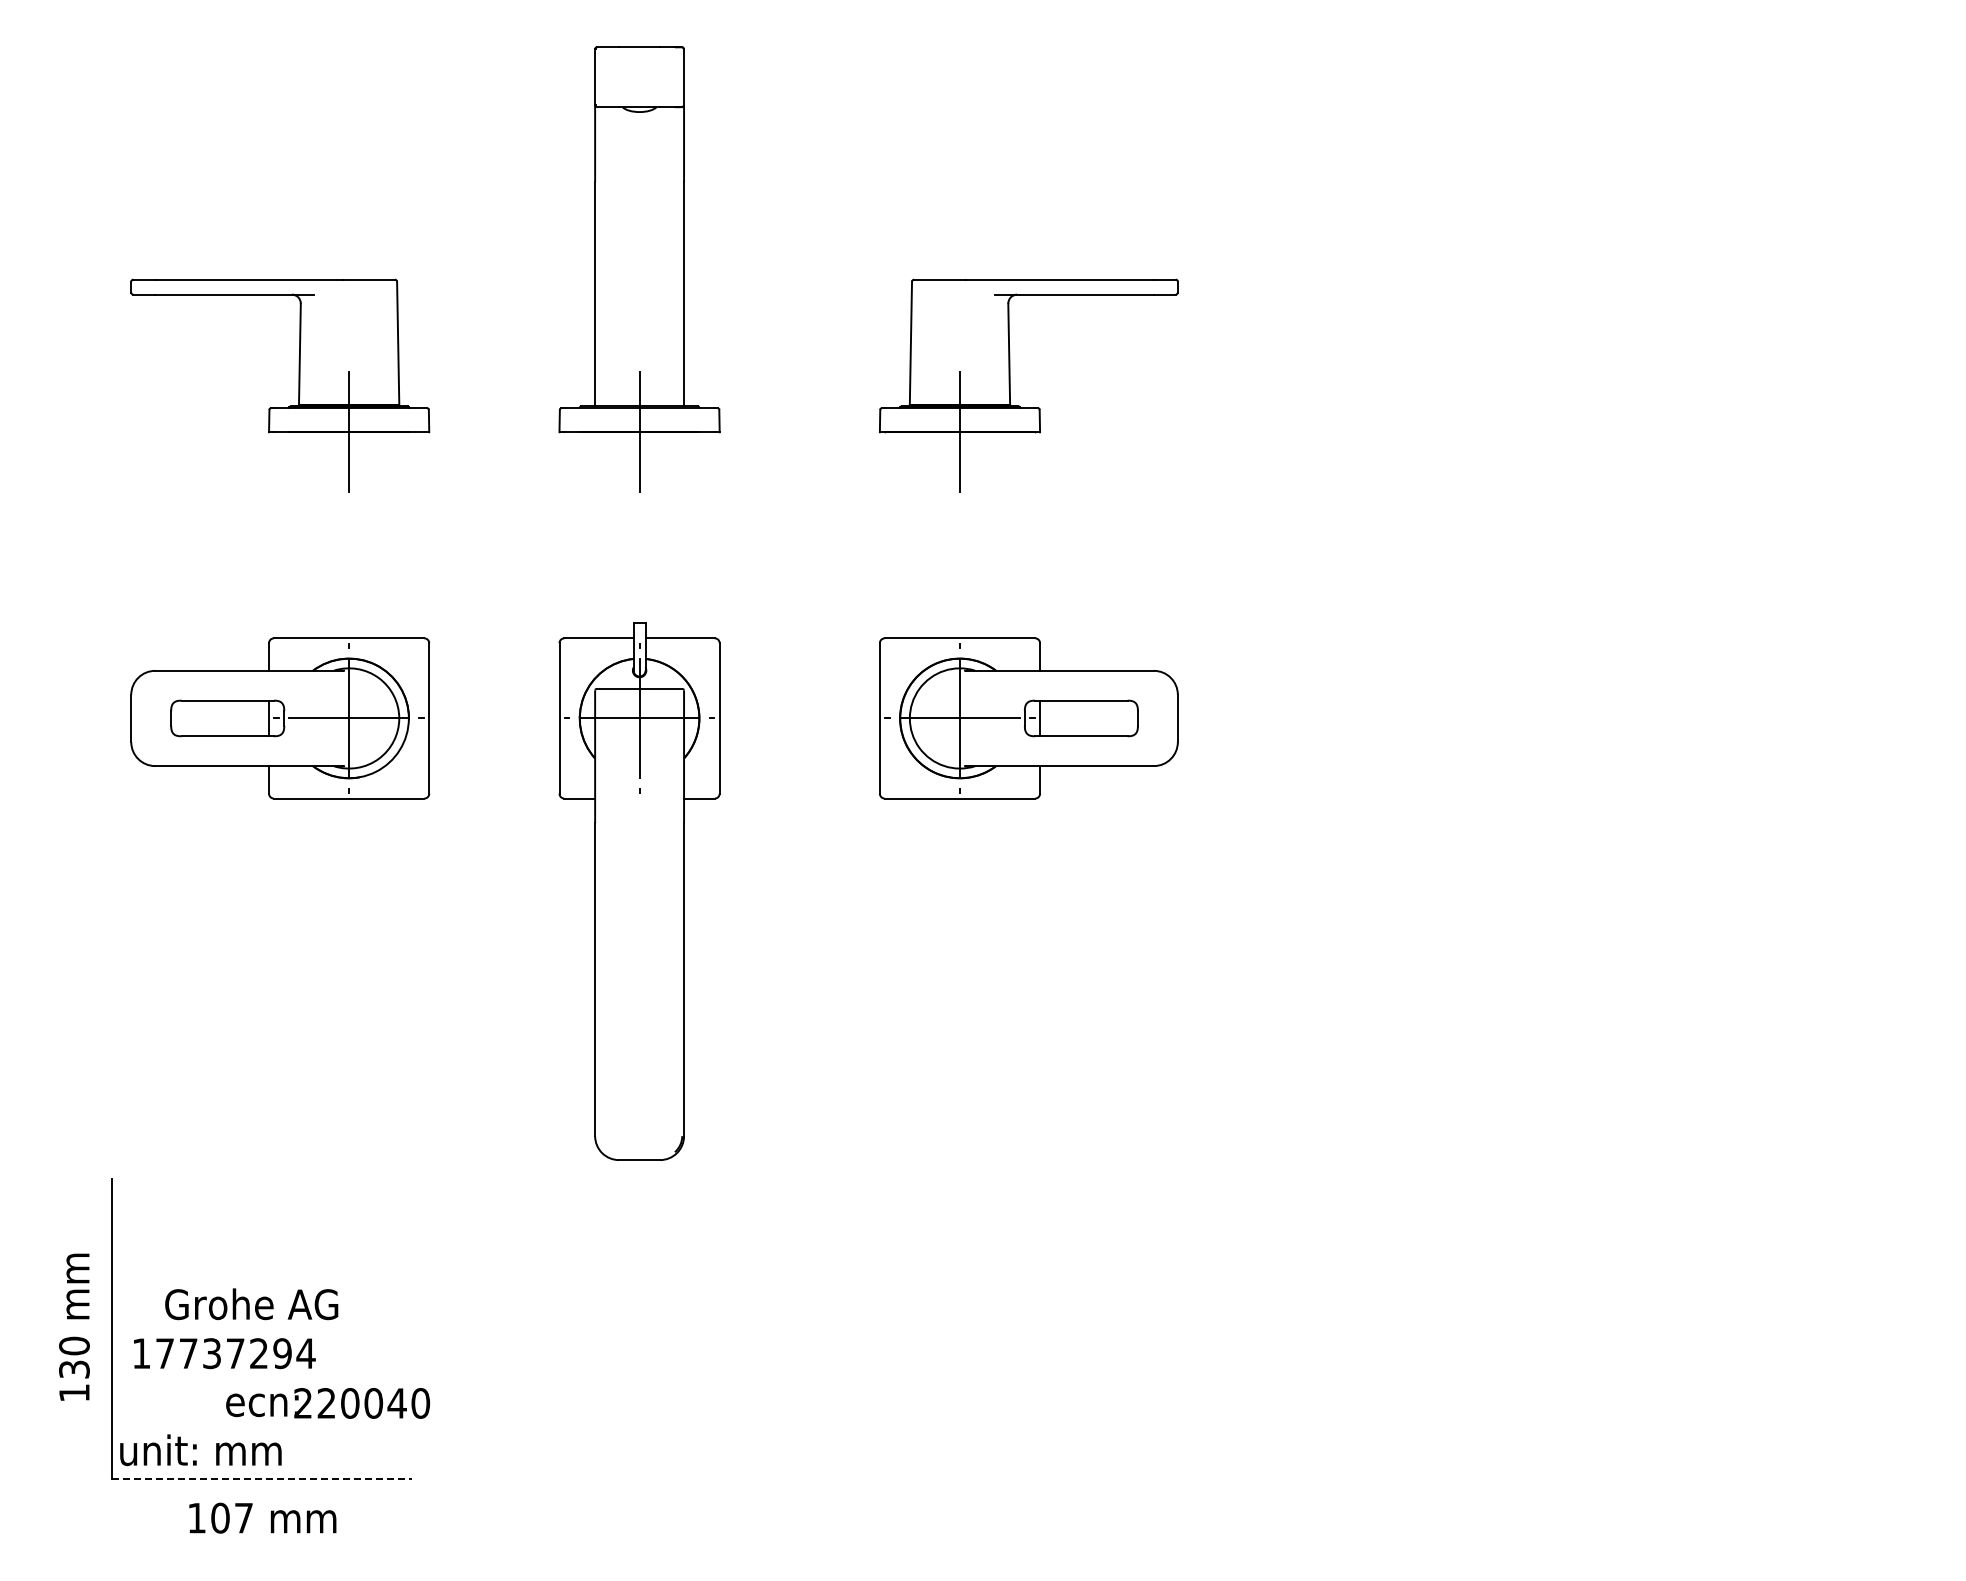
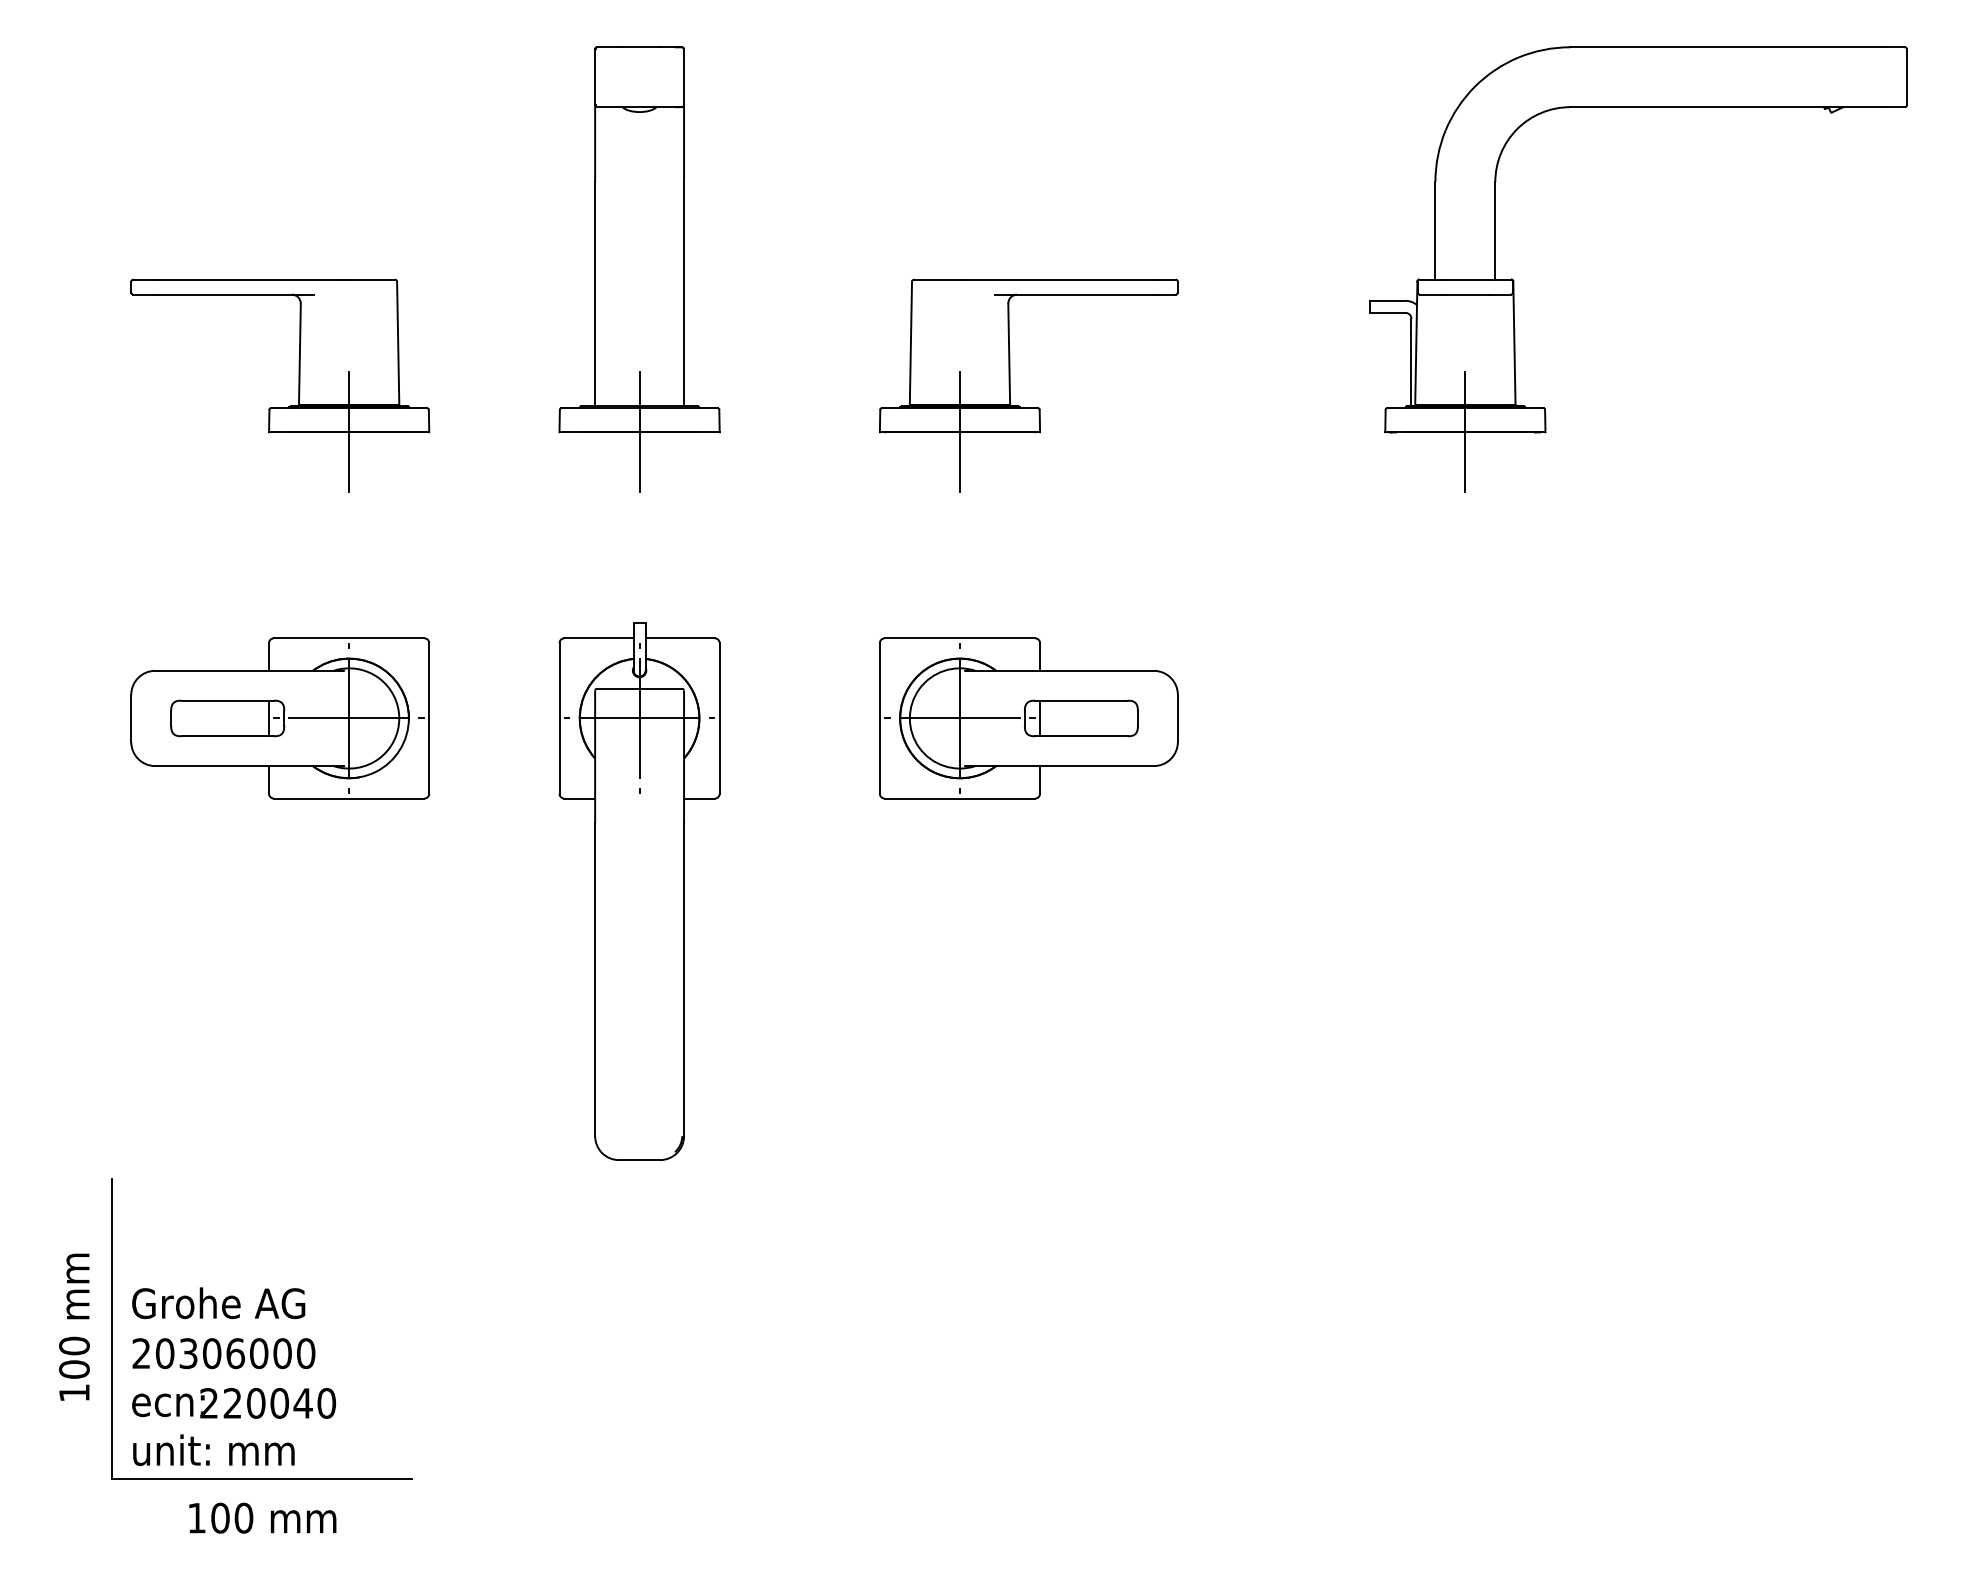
part: none -> present (1514, 280)
text position: (251, 1304) -> (218, 1303) (218, 1303)
text: 17737294 -> 20306000 (223, 1353)
text: 130 -> 100 (74, 1369)
text position: (328, 1403) -> (234, 1403) (234, 1403)
text position: (200, 1450) -> (213, 1450) (213, 1450)
line: dashed -> solid (261, 1478)
text: 107 -> 100 (243, 1517)
